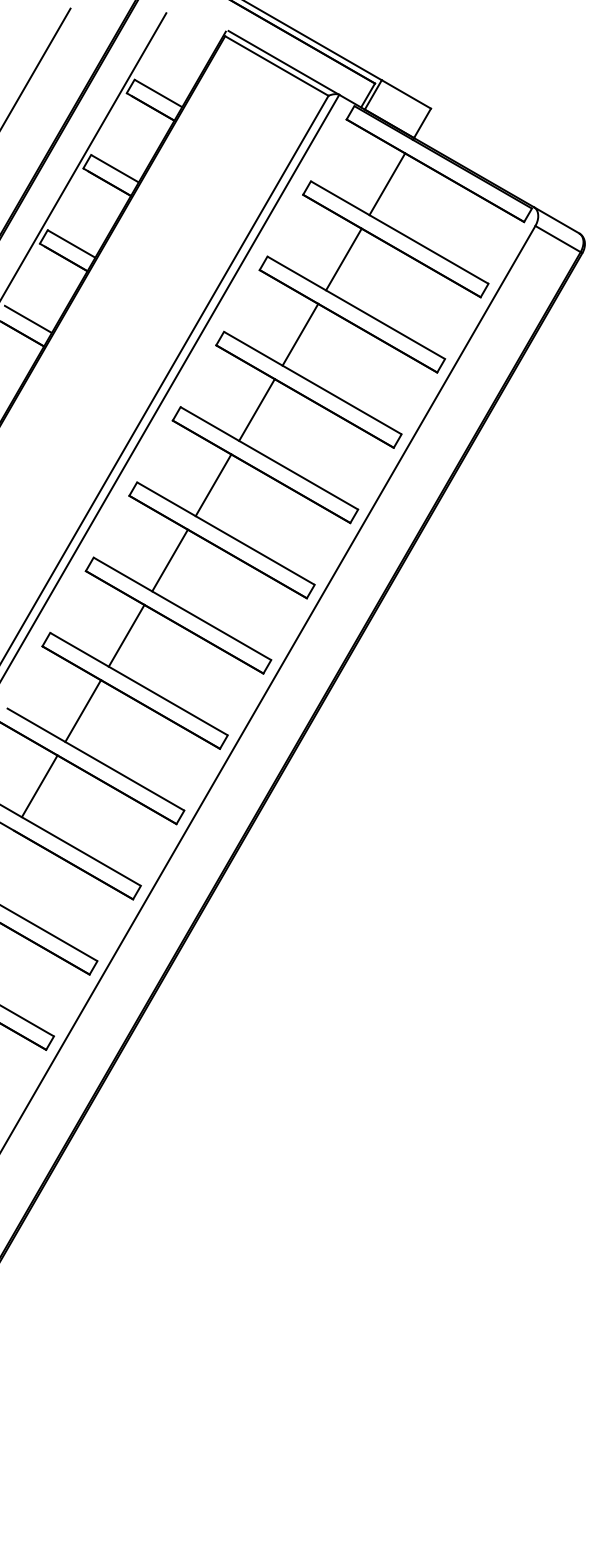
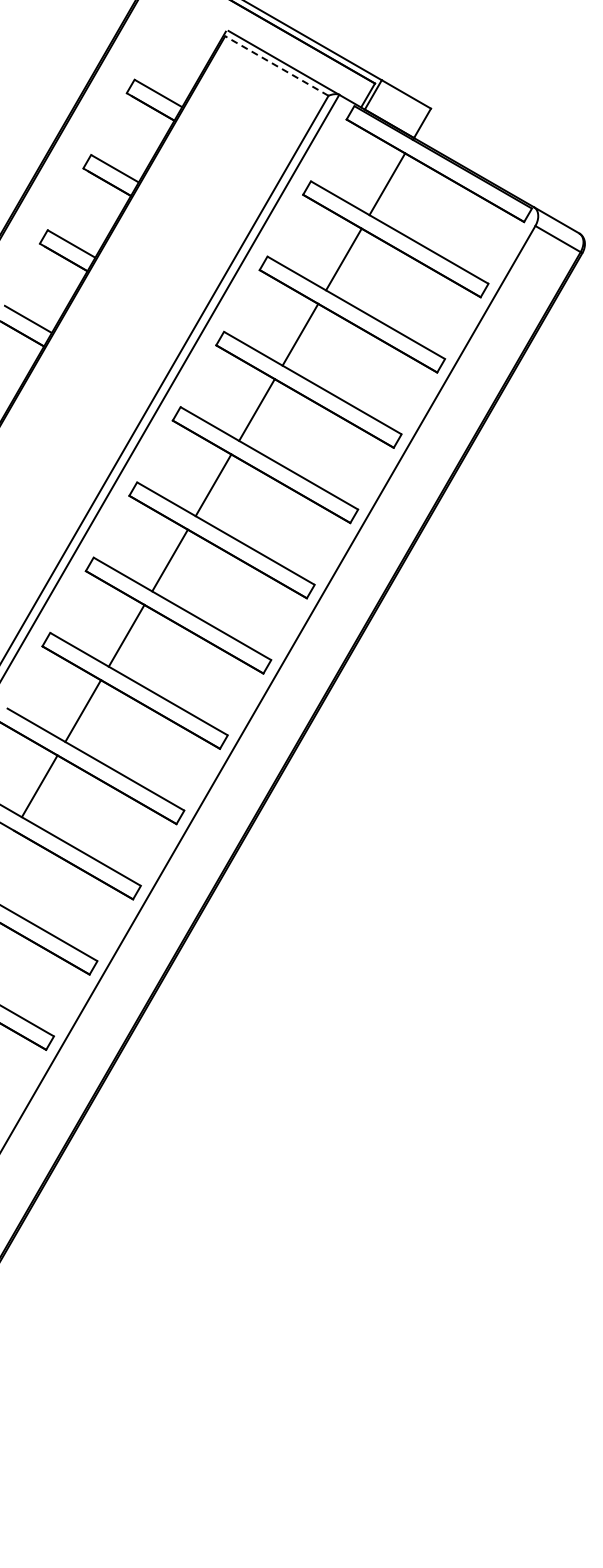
line: solid -> dashed (276, 66)
line: present -> none (36, 67)
line: present -> none (84, 155)
